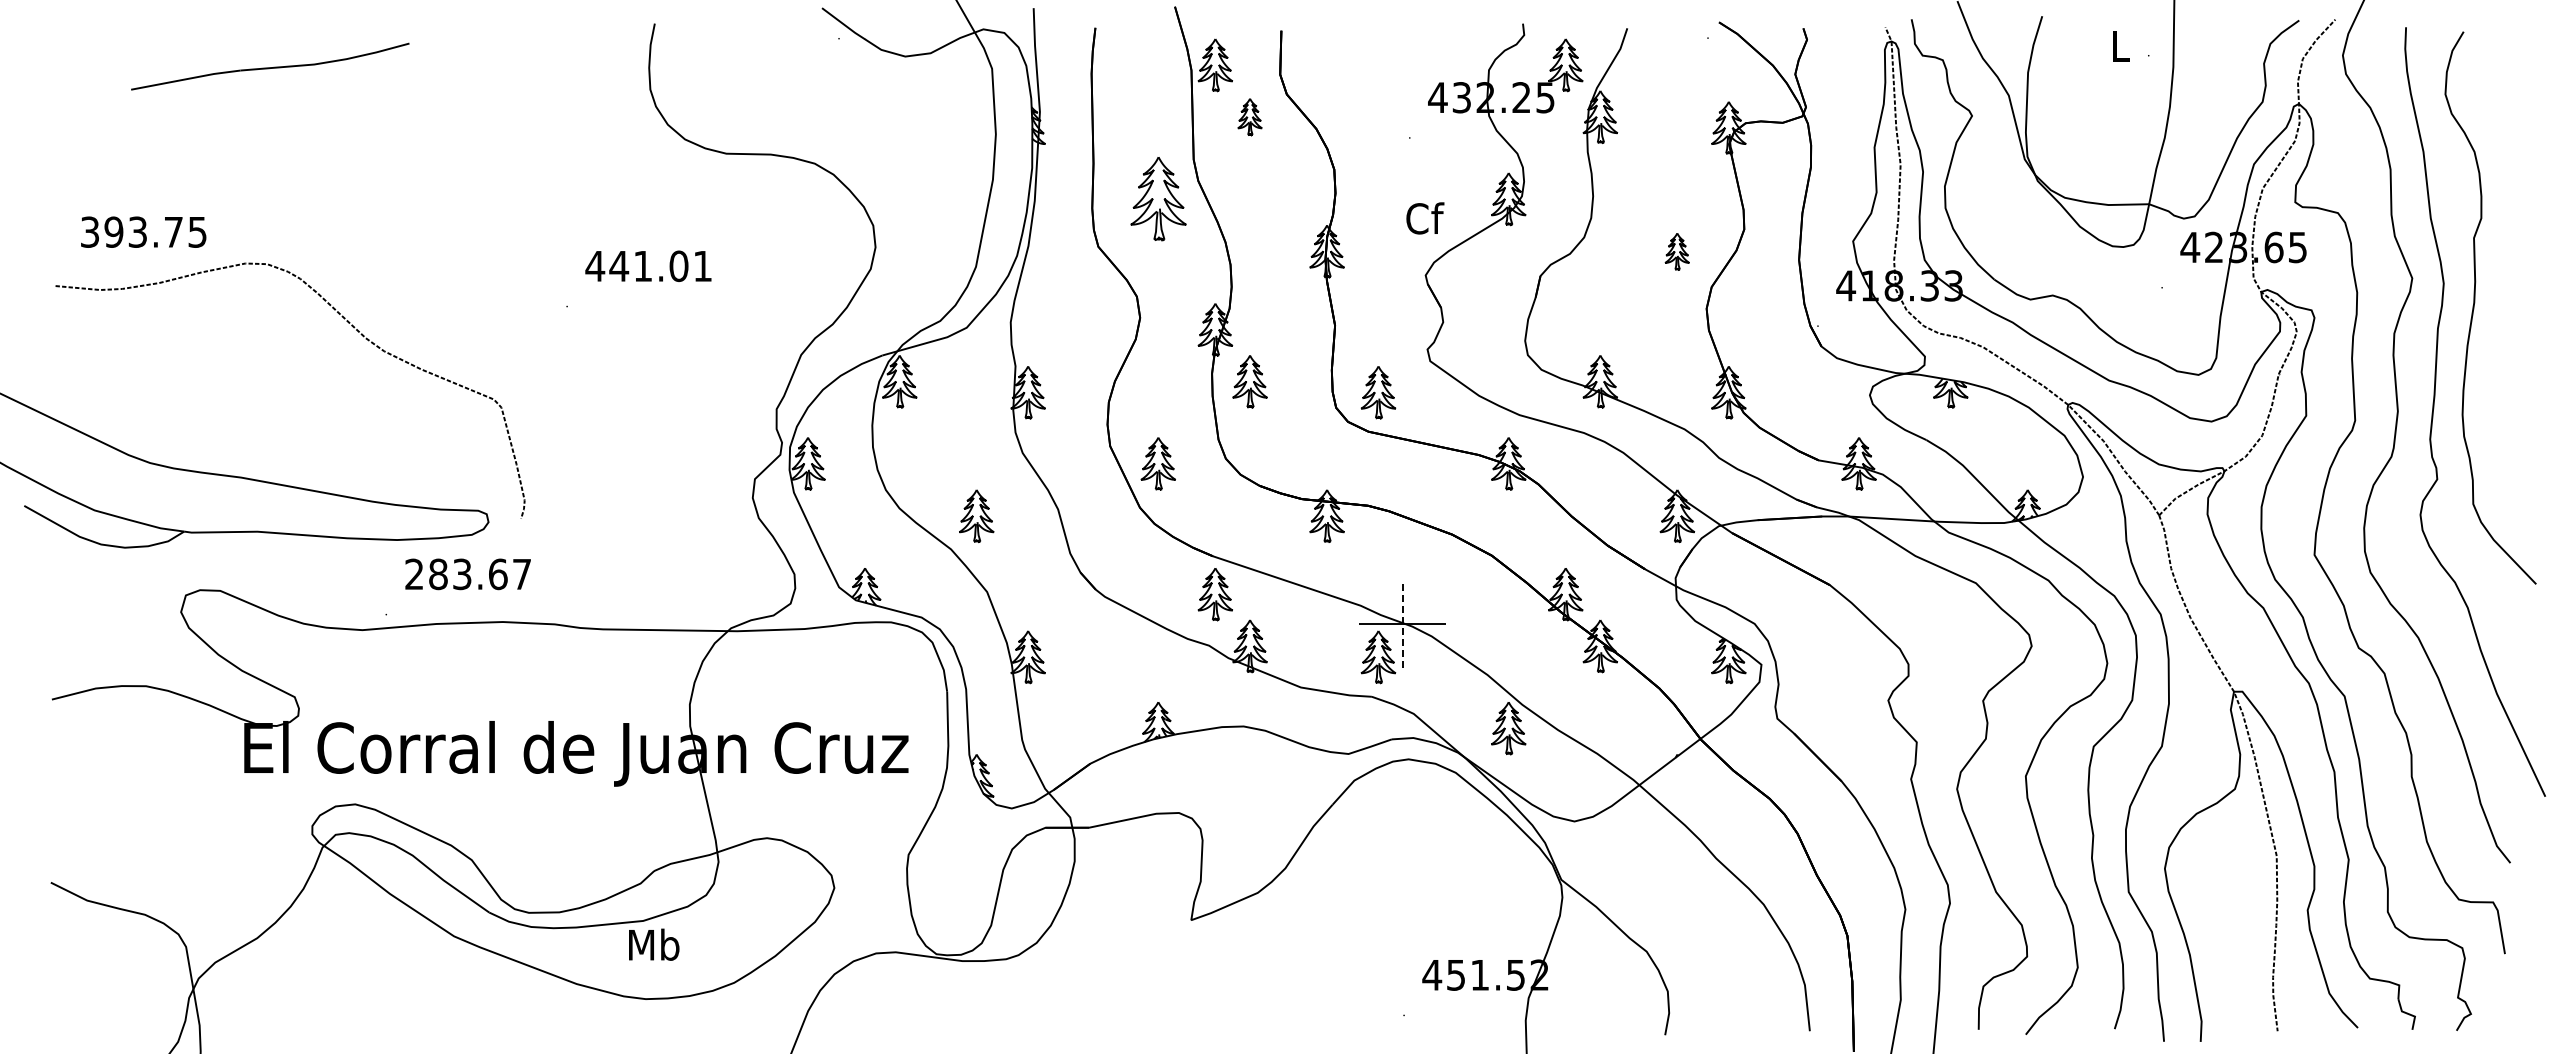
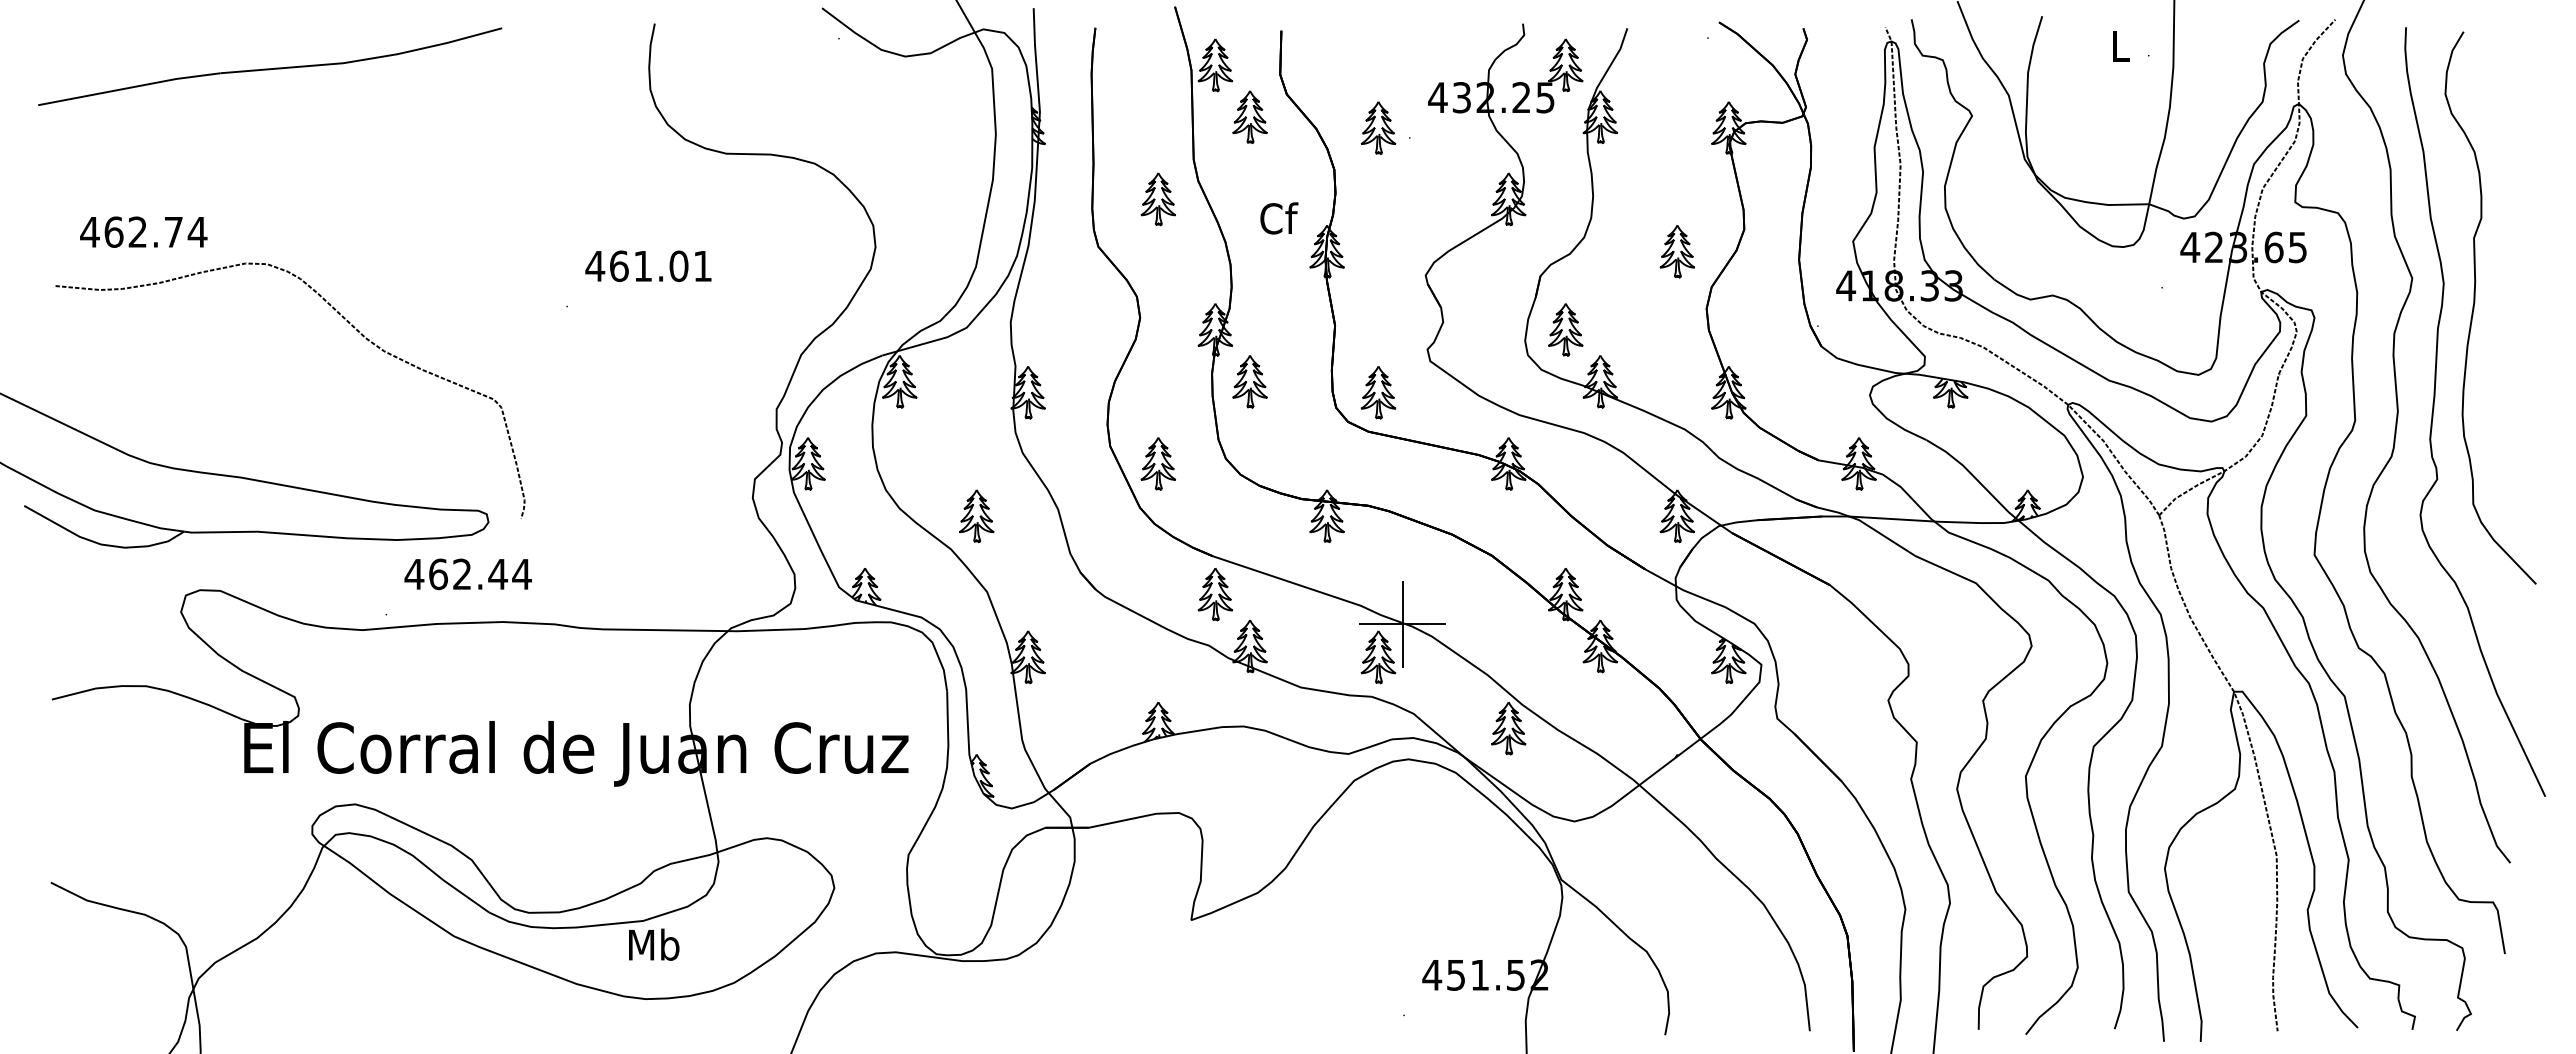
part size: 279x49 px -> 465x79 px (270, 66)
part size: 26x39 px -> 36x54 px (1249, 116)
part: none -> present (1378, 127)
part size: 57x85 px -> 36x55 px (1157, 199)
text position: (1425, 218) -> (1279, 218) (1279, 218)
text: 393.75 -> 462.74 (143, 231)
part size: 26x38 px -> 36x54 px (1676, 251)
text: 441.01 -> 461.01 (619, 266)
part: none -> present (1565, 329)
text: 283.67 -> 462.44 (467, 574)
line: dashed -> solid (1402, 624)
